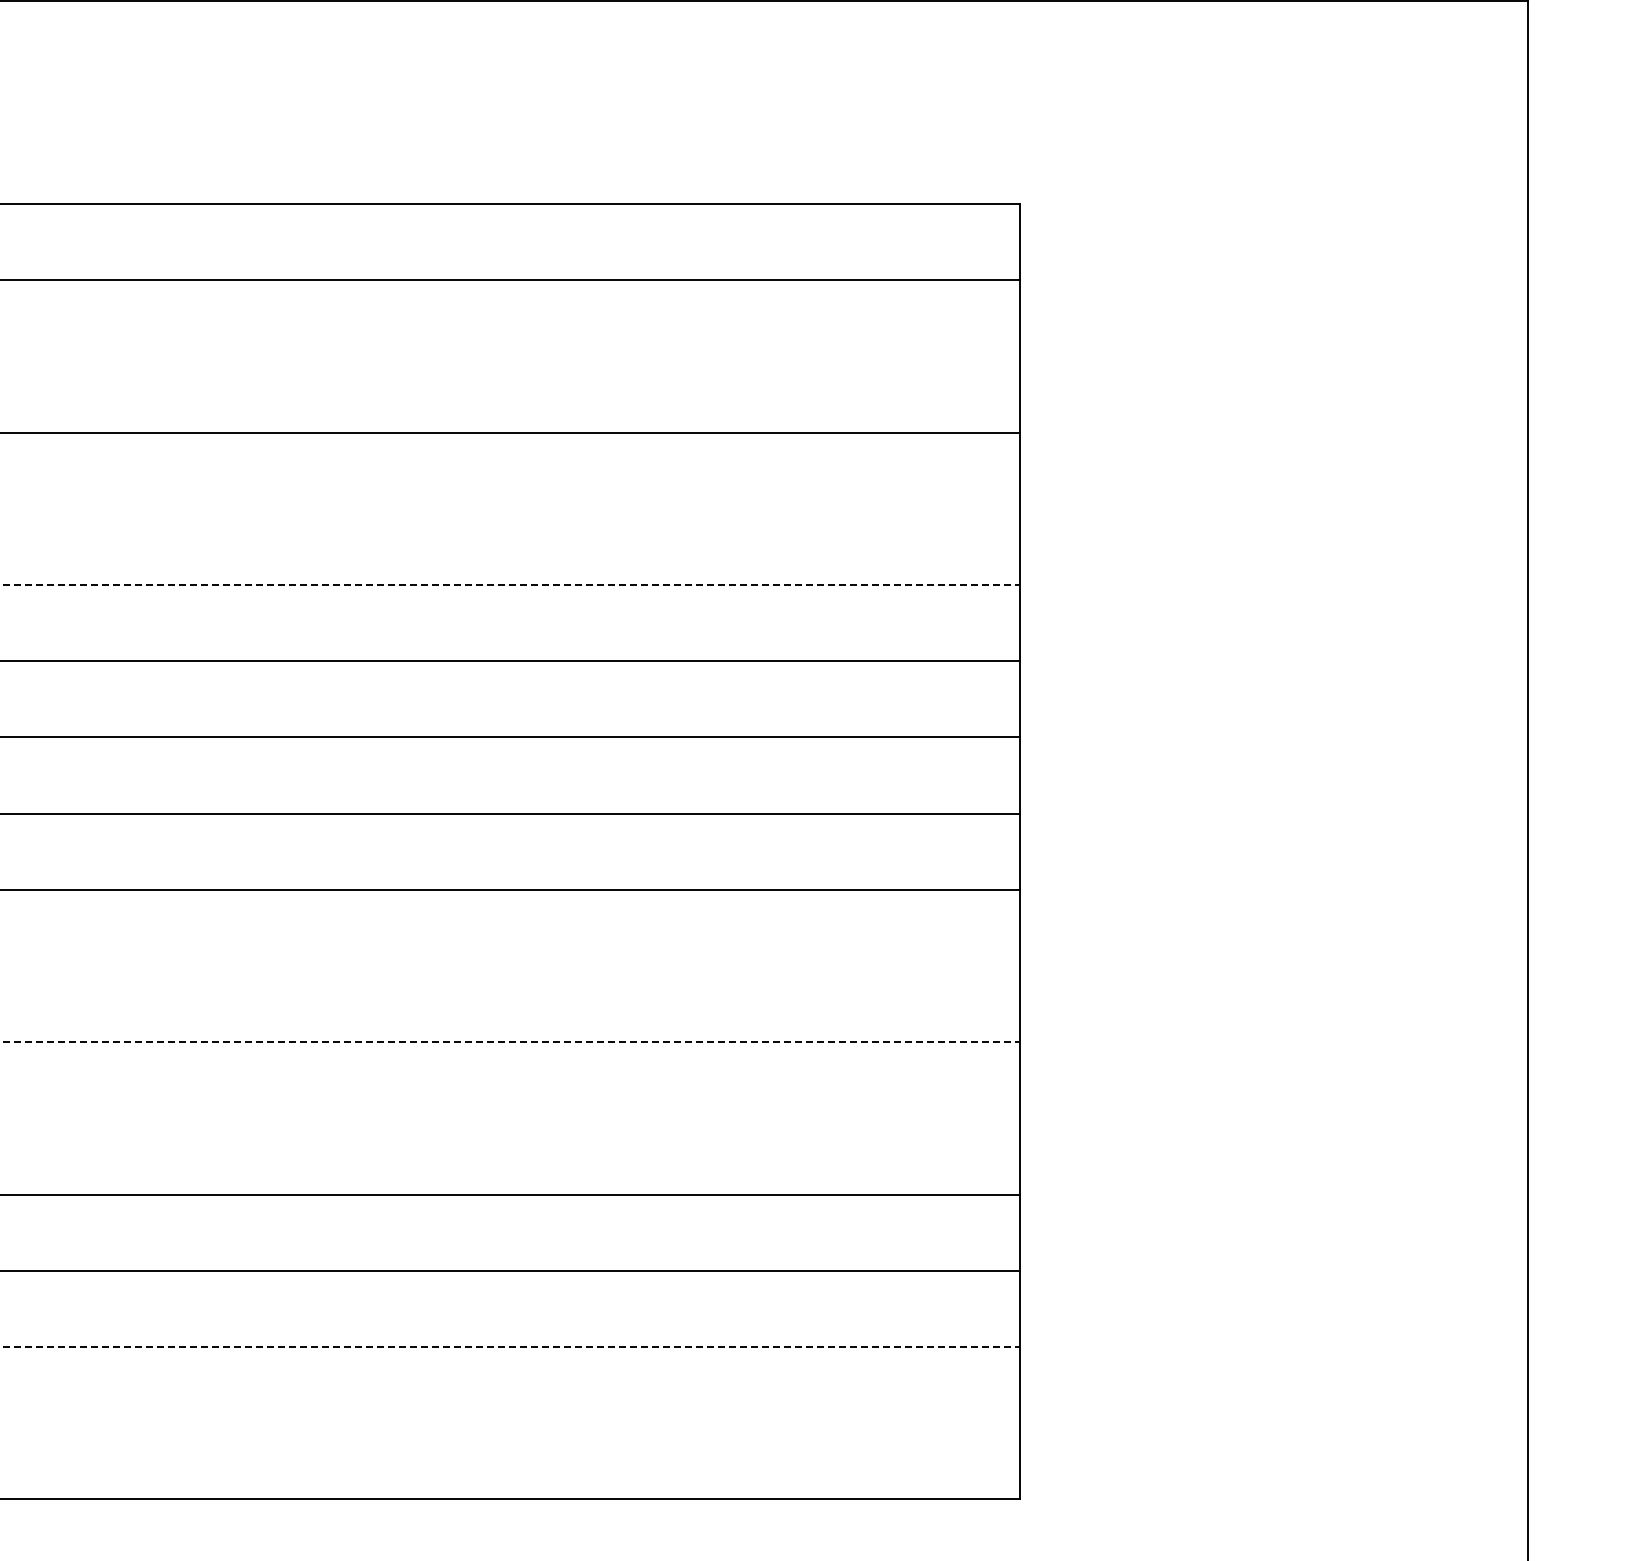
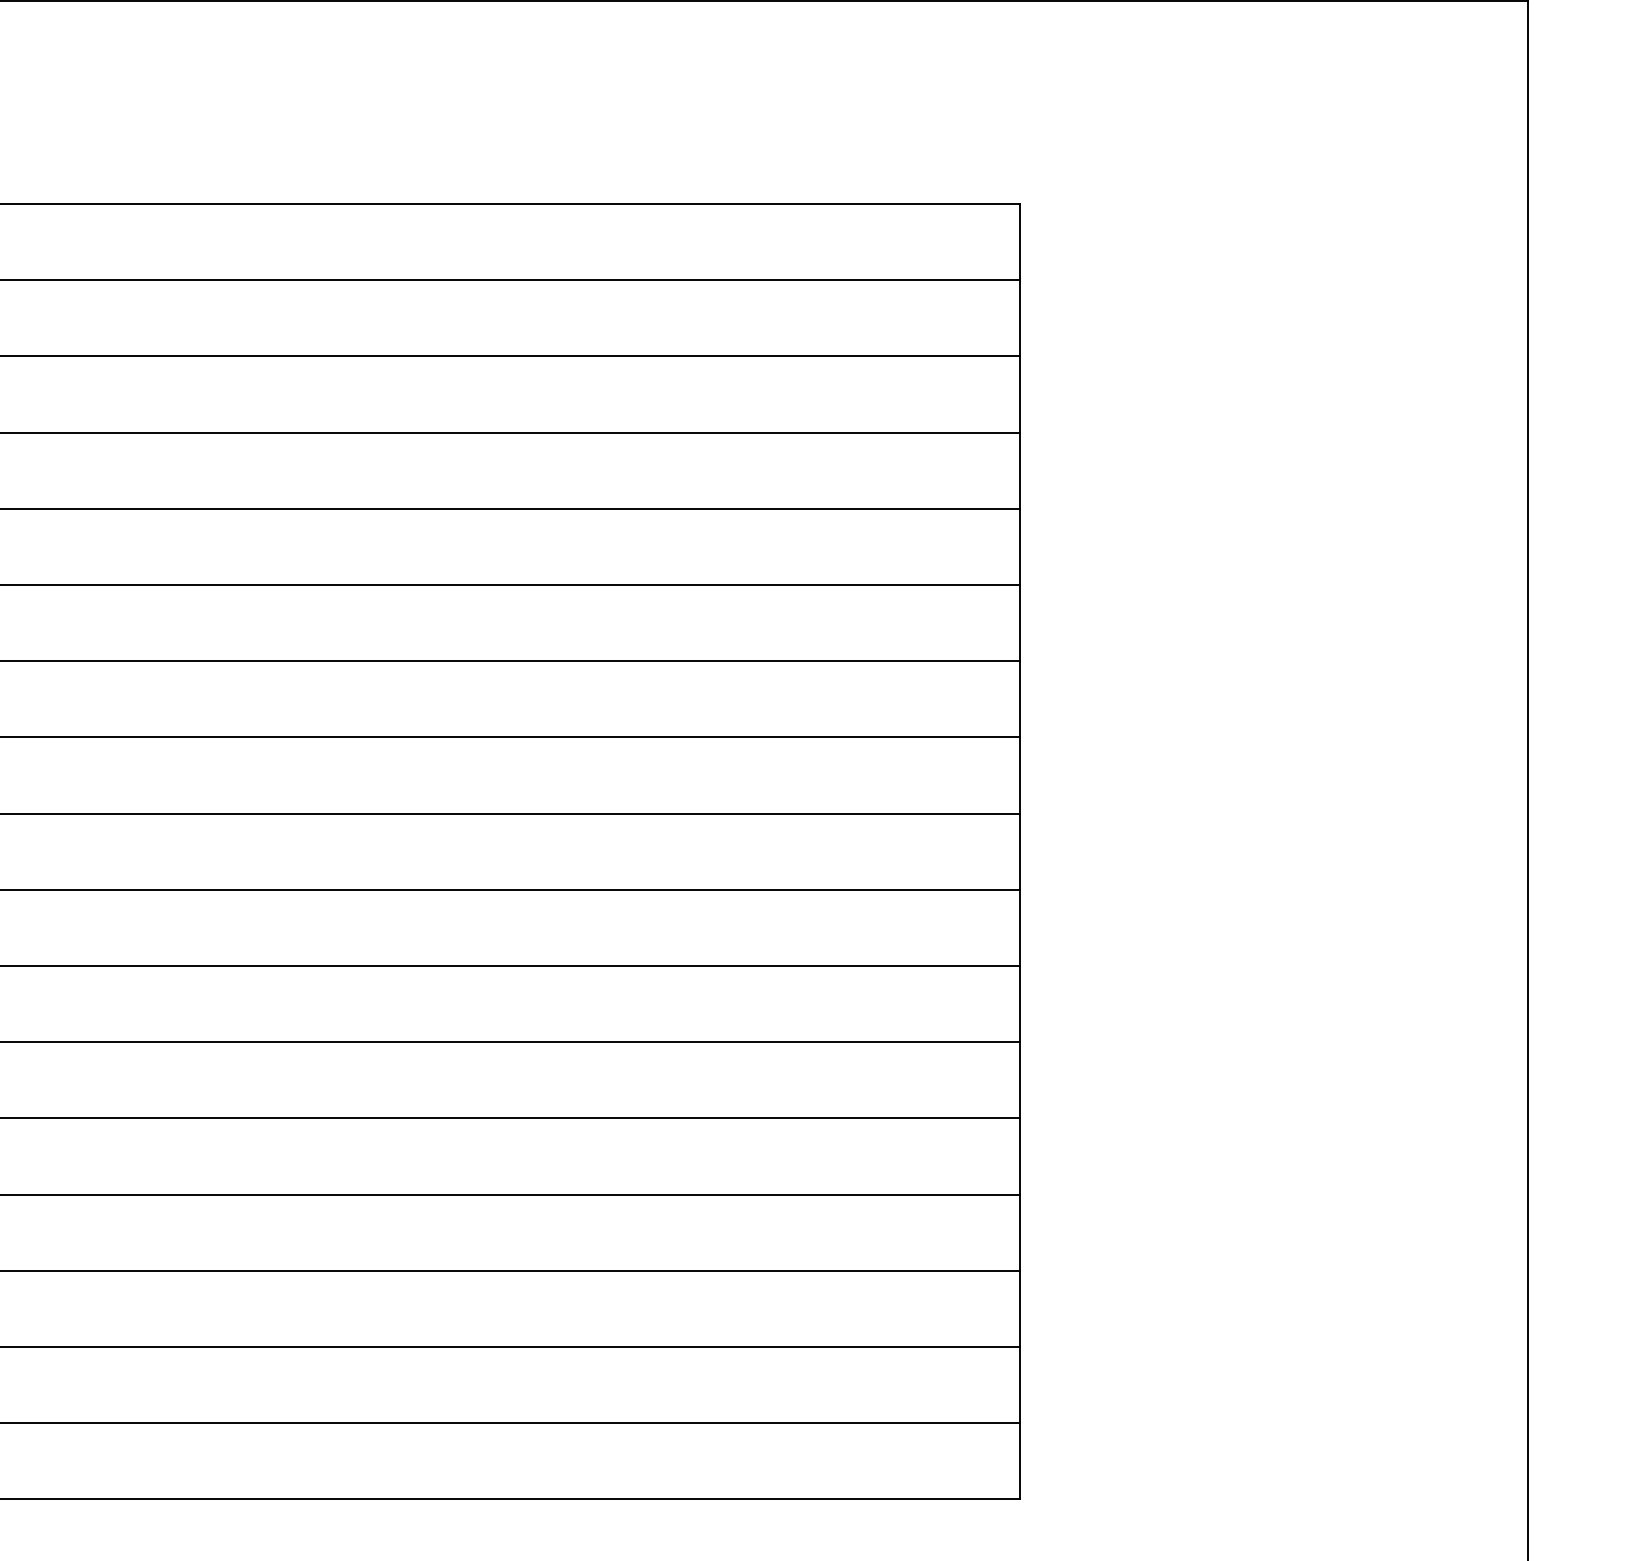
line: none -> present (511, 356)
line: none -> present (511, 508)
line: dashed -> solid (510, 584)
line: none -> present (511, 965)
line: dashed -> solid (510, 1042)
line: none -> present (511, 1118)
line: dashed -> solid (510, 1347)
line: none -> present (511, 1423)
